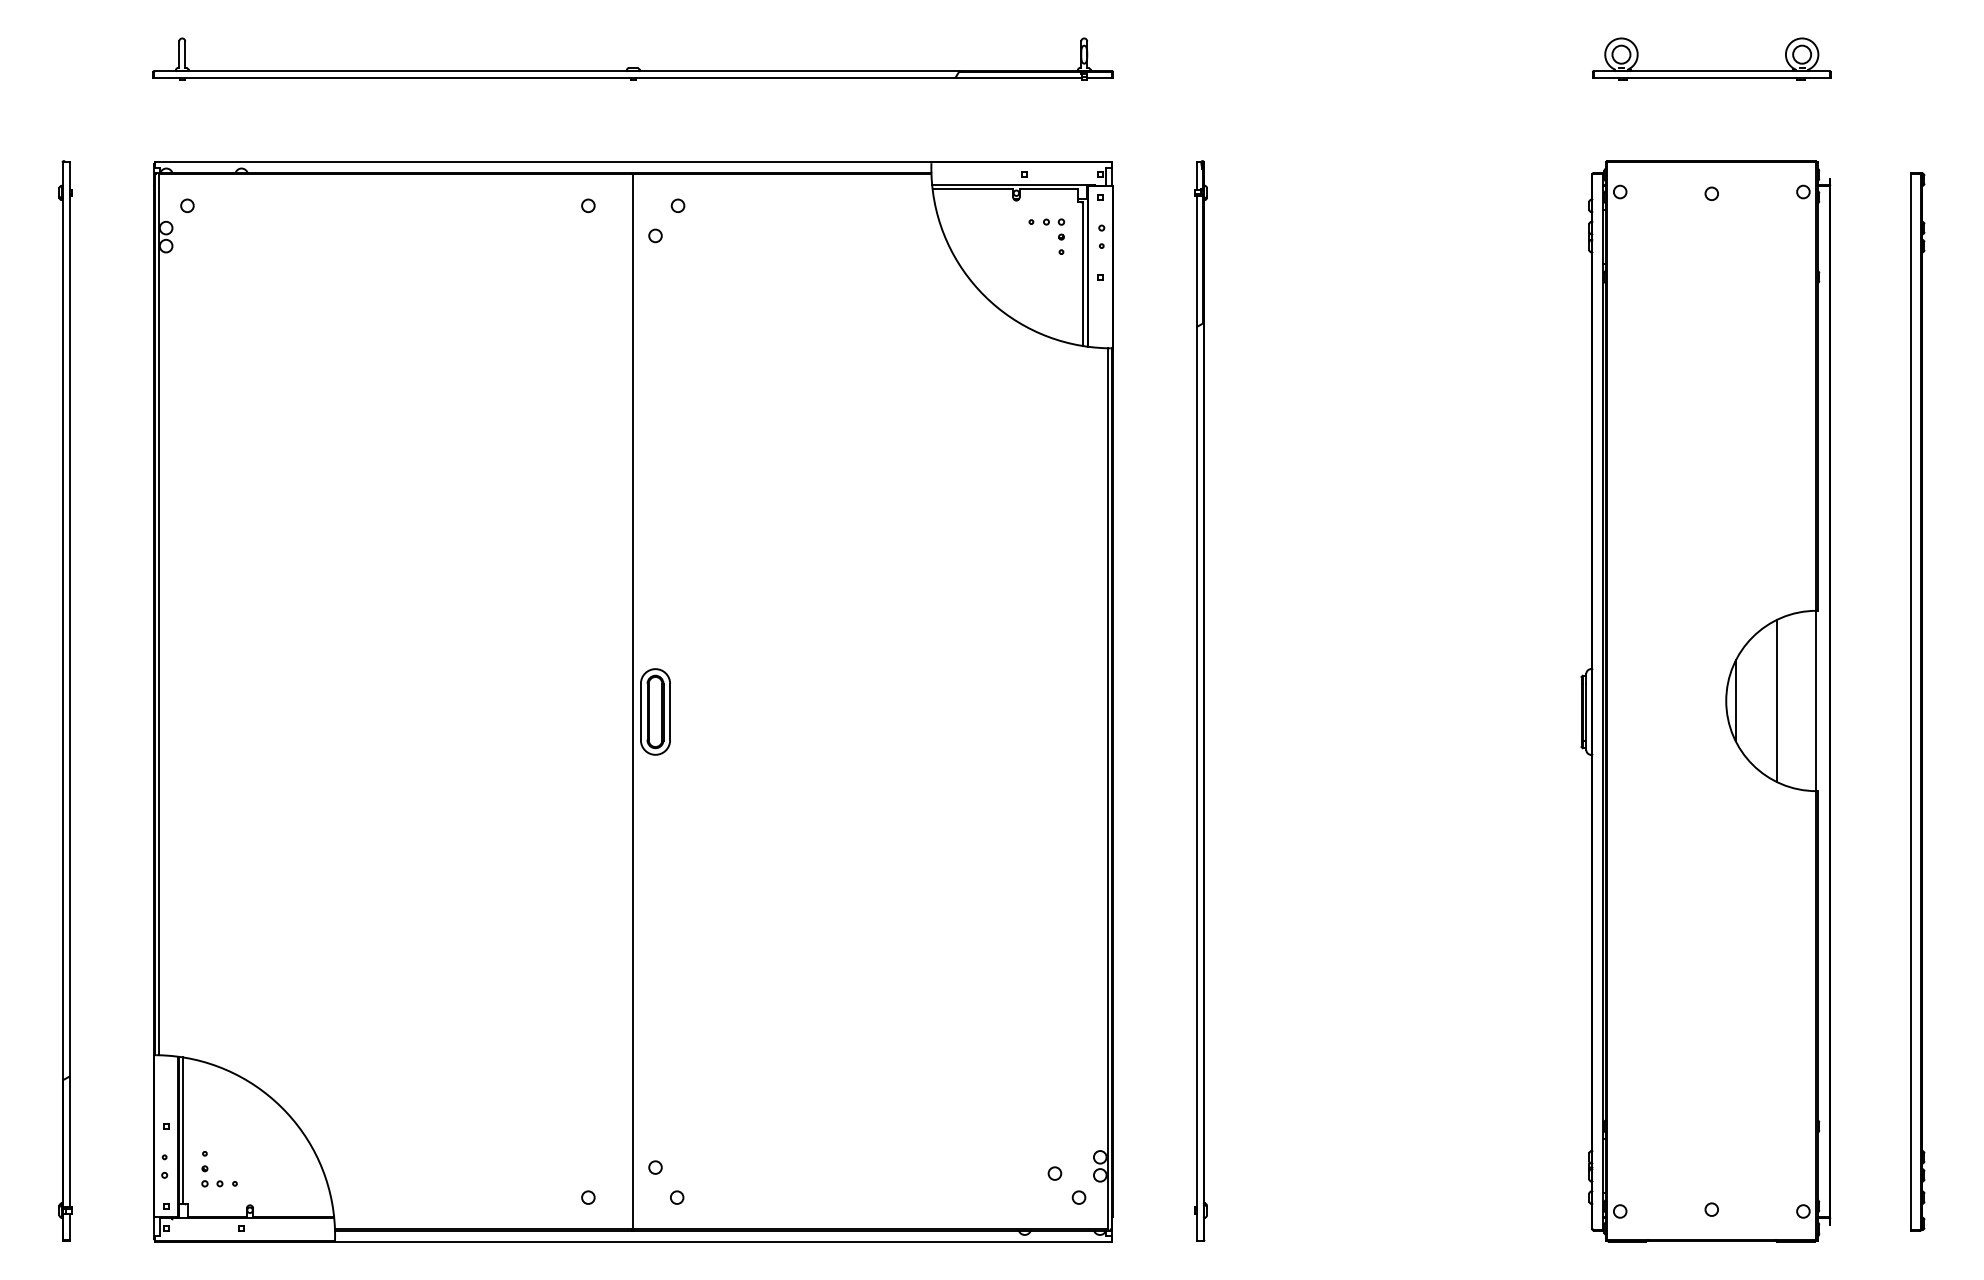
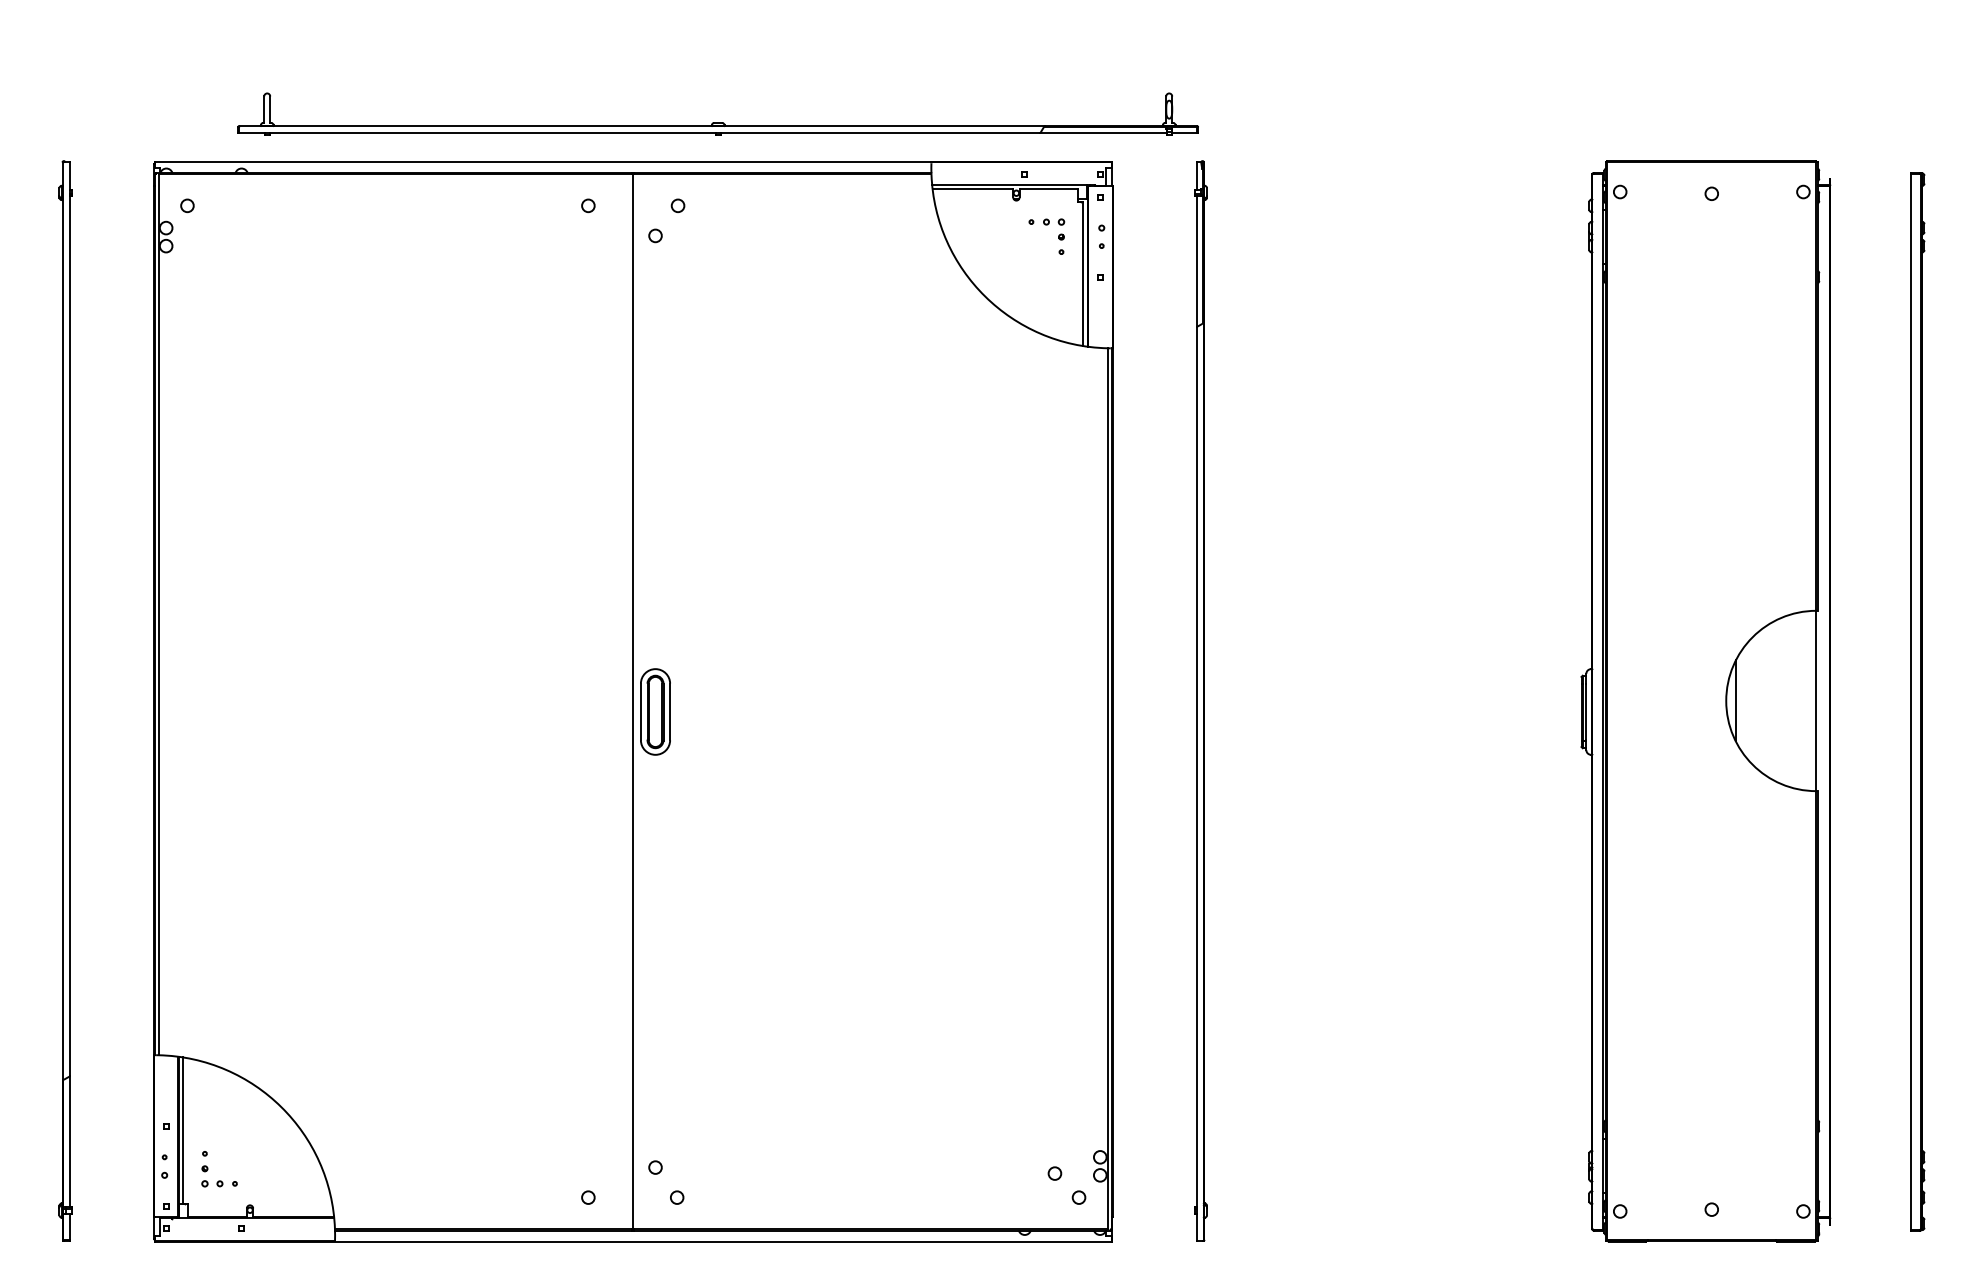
part position: (632, 67) -> (717, 122) (717, 122)
part: present -> none (1711, 70)
line: present -> none (1777, 700)
